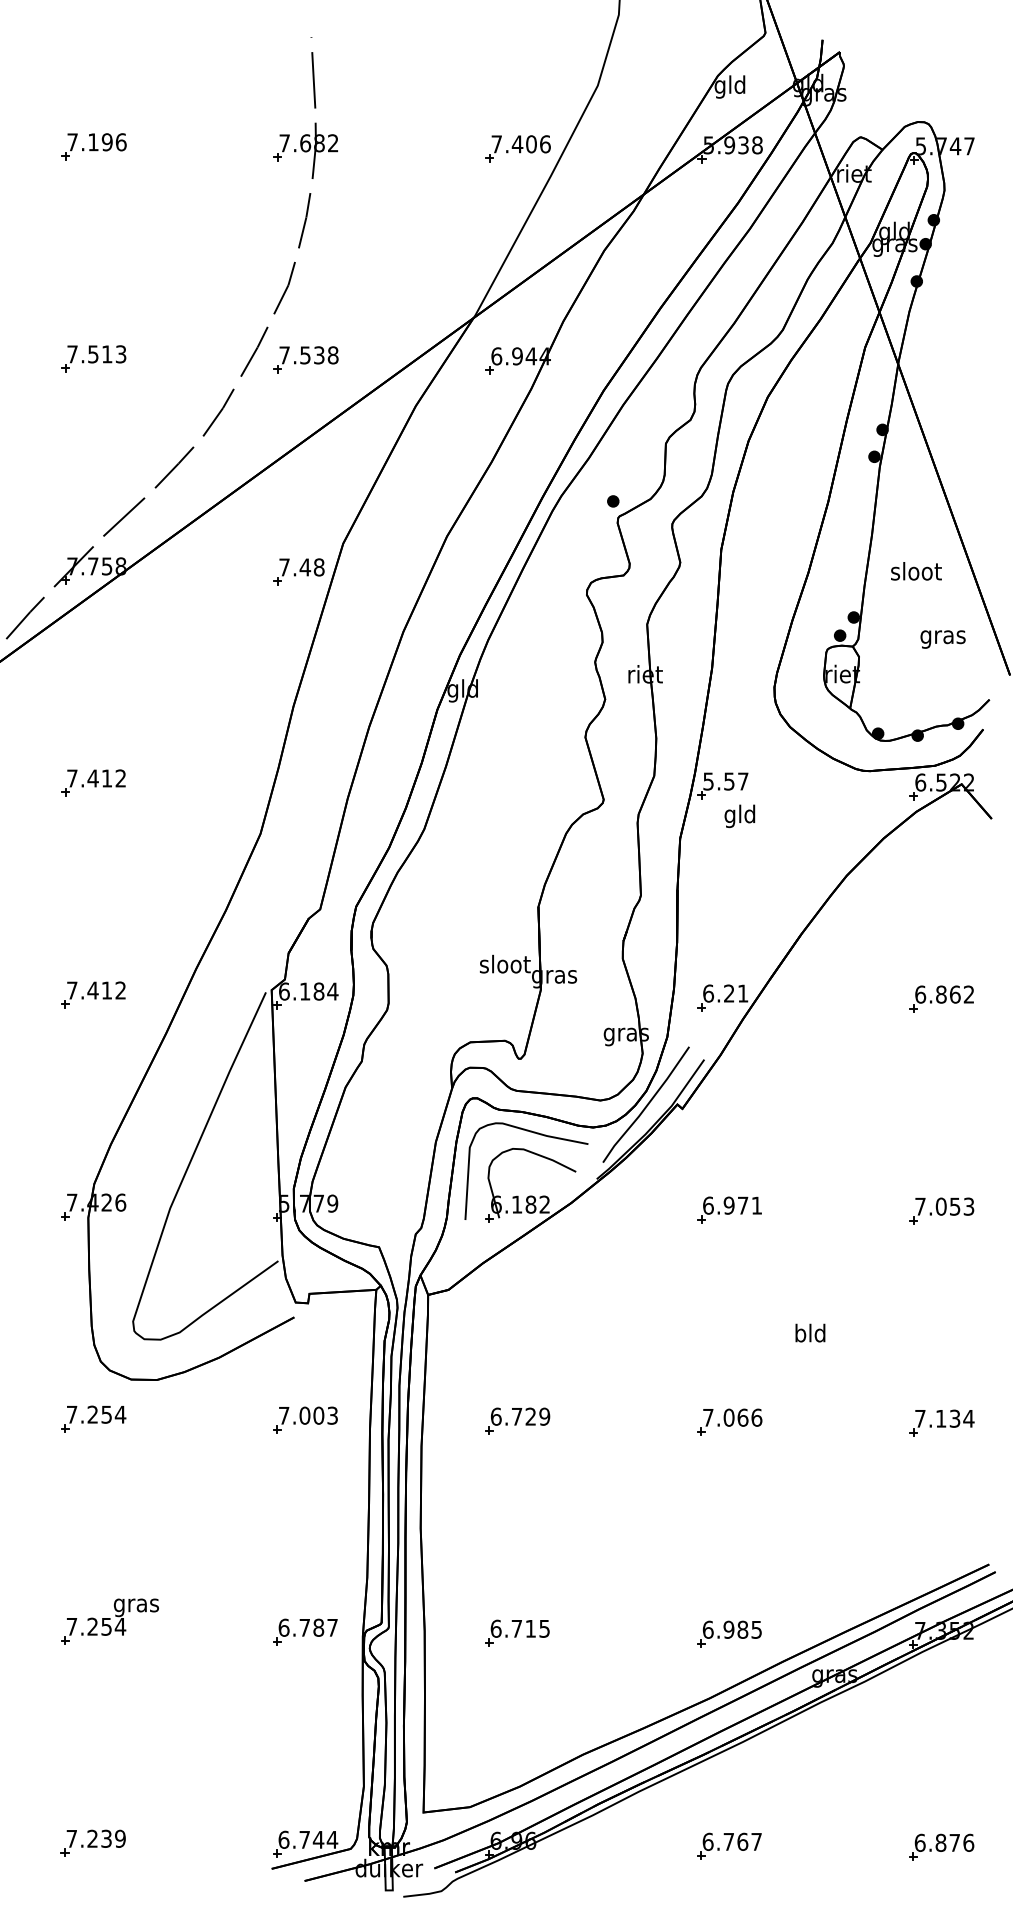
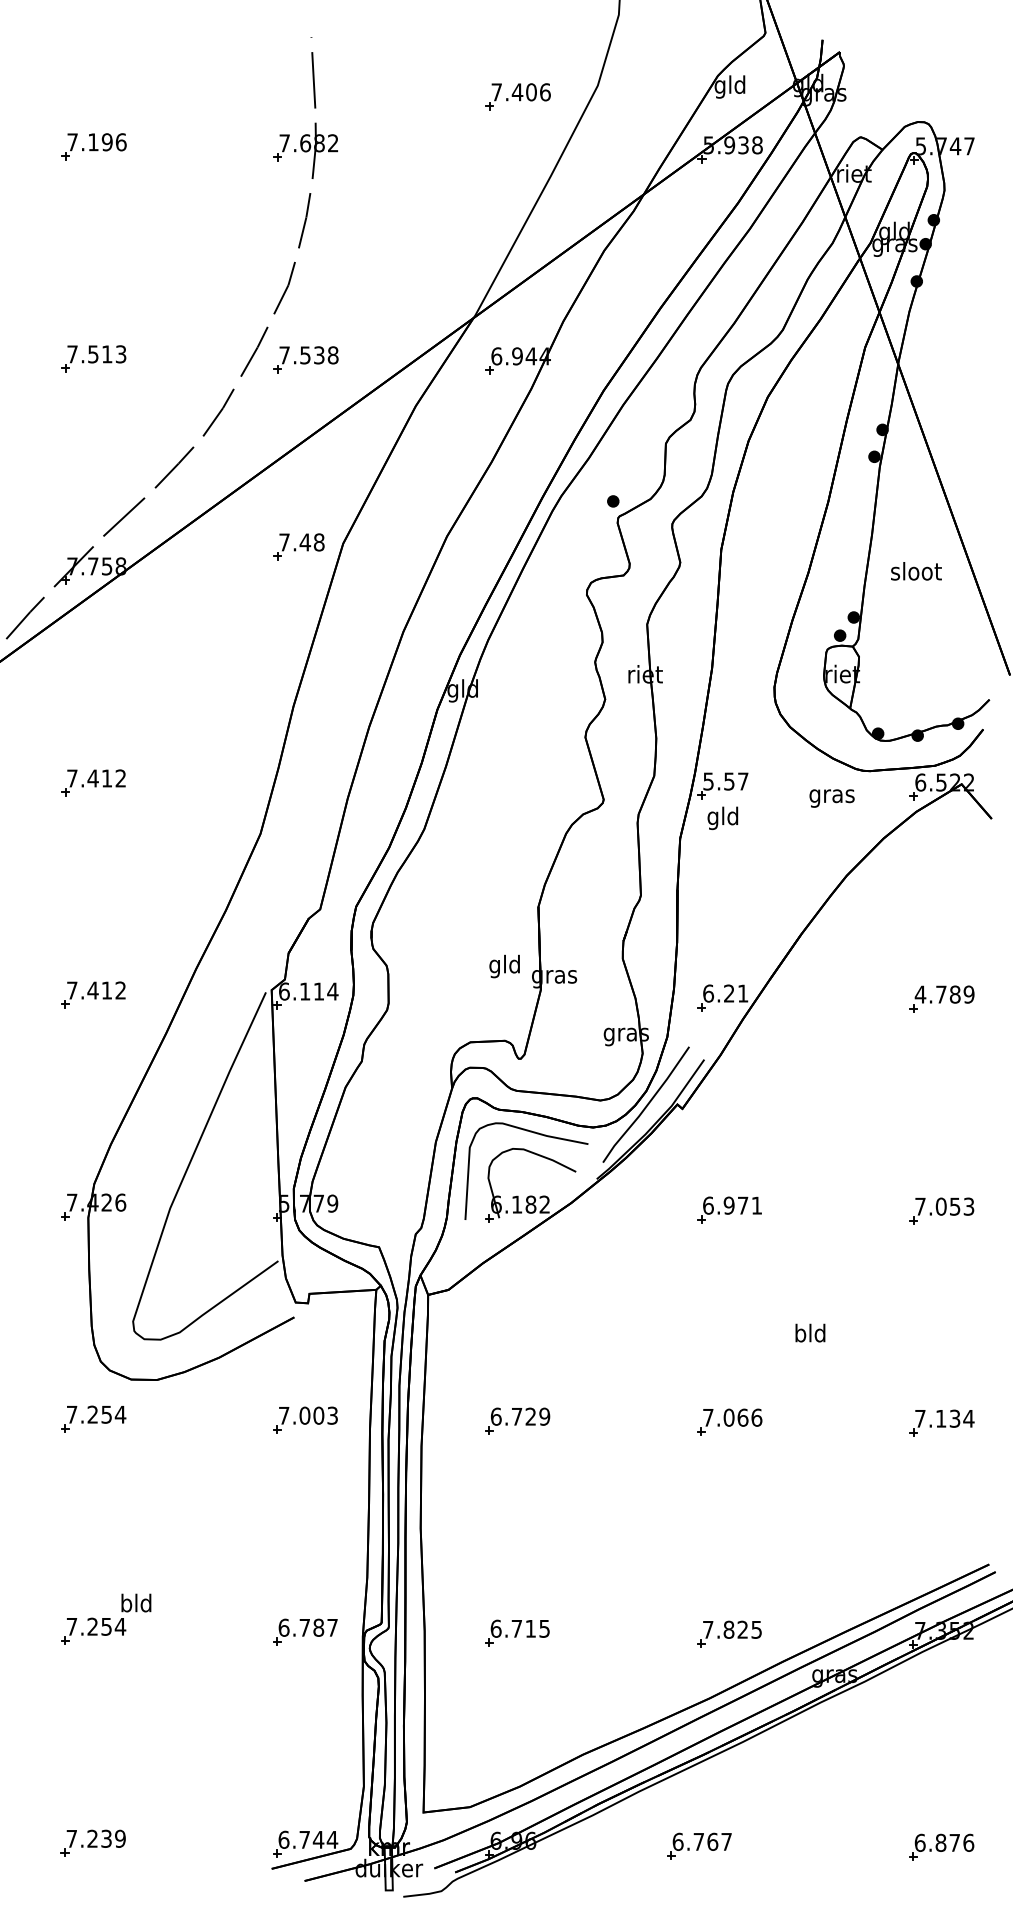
part position: (517, 148) -> (517, 96) (517, 96)
part position: (298, 571) -> (298, 546) (298, 546)
text position: (942, 639) -> (831, 798) (831, 798)
text position: (739, 815) -> (722, 817) (722, 817)
text: sloot -> gld (504, 966)
text: 6.184 -> 6.114 (318, 991)
text: 6.862 -> 4.789 (944, 994)
text: gras -> bld (136, 1605)
text: 6.985 -> 7.825 (725, 1629)
part position: (729, 1845) -> (699, 1845) (699, 1845)
